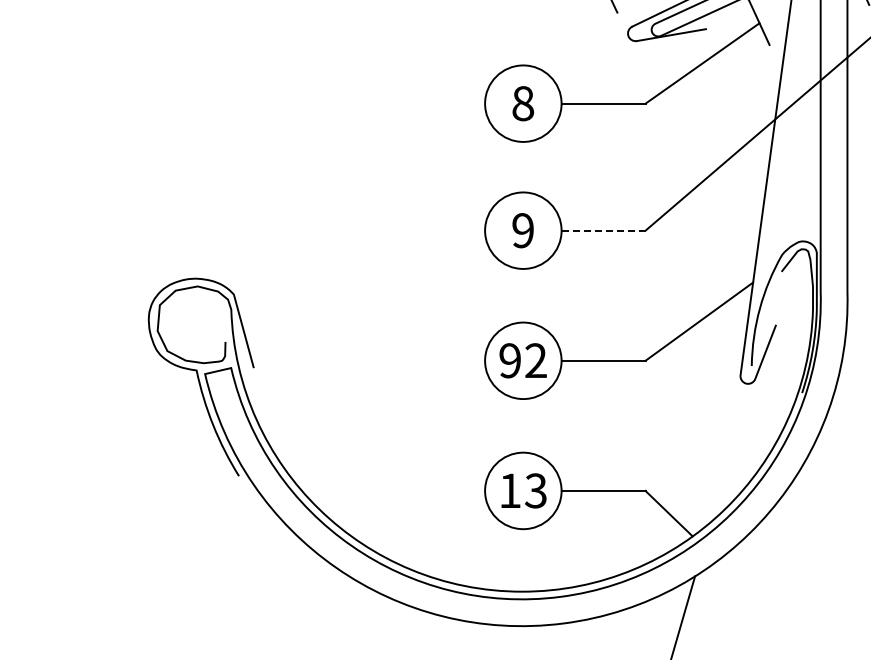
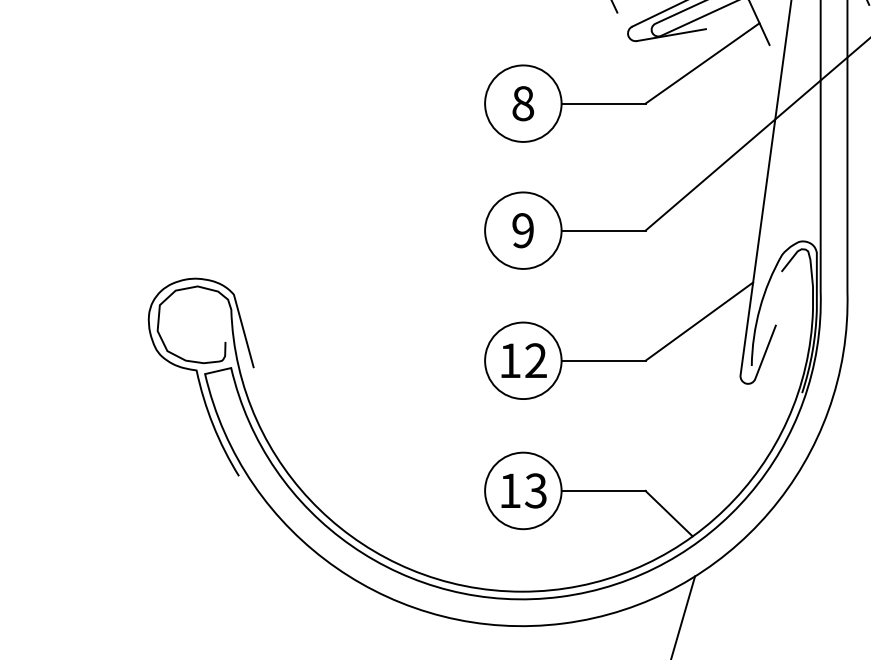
line: dashed -> solid (603, 230)
text: 92 -> 12 (509, 360)
